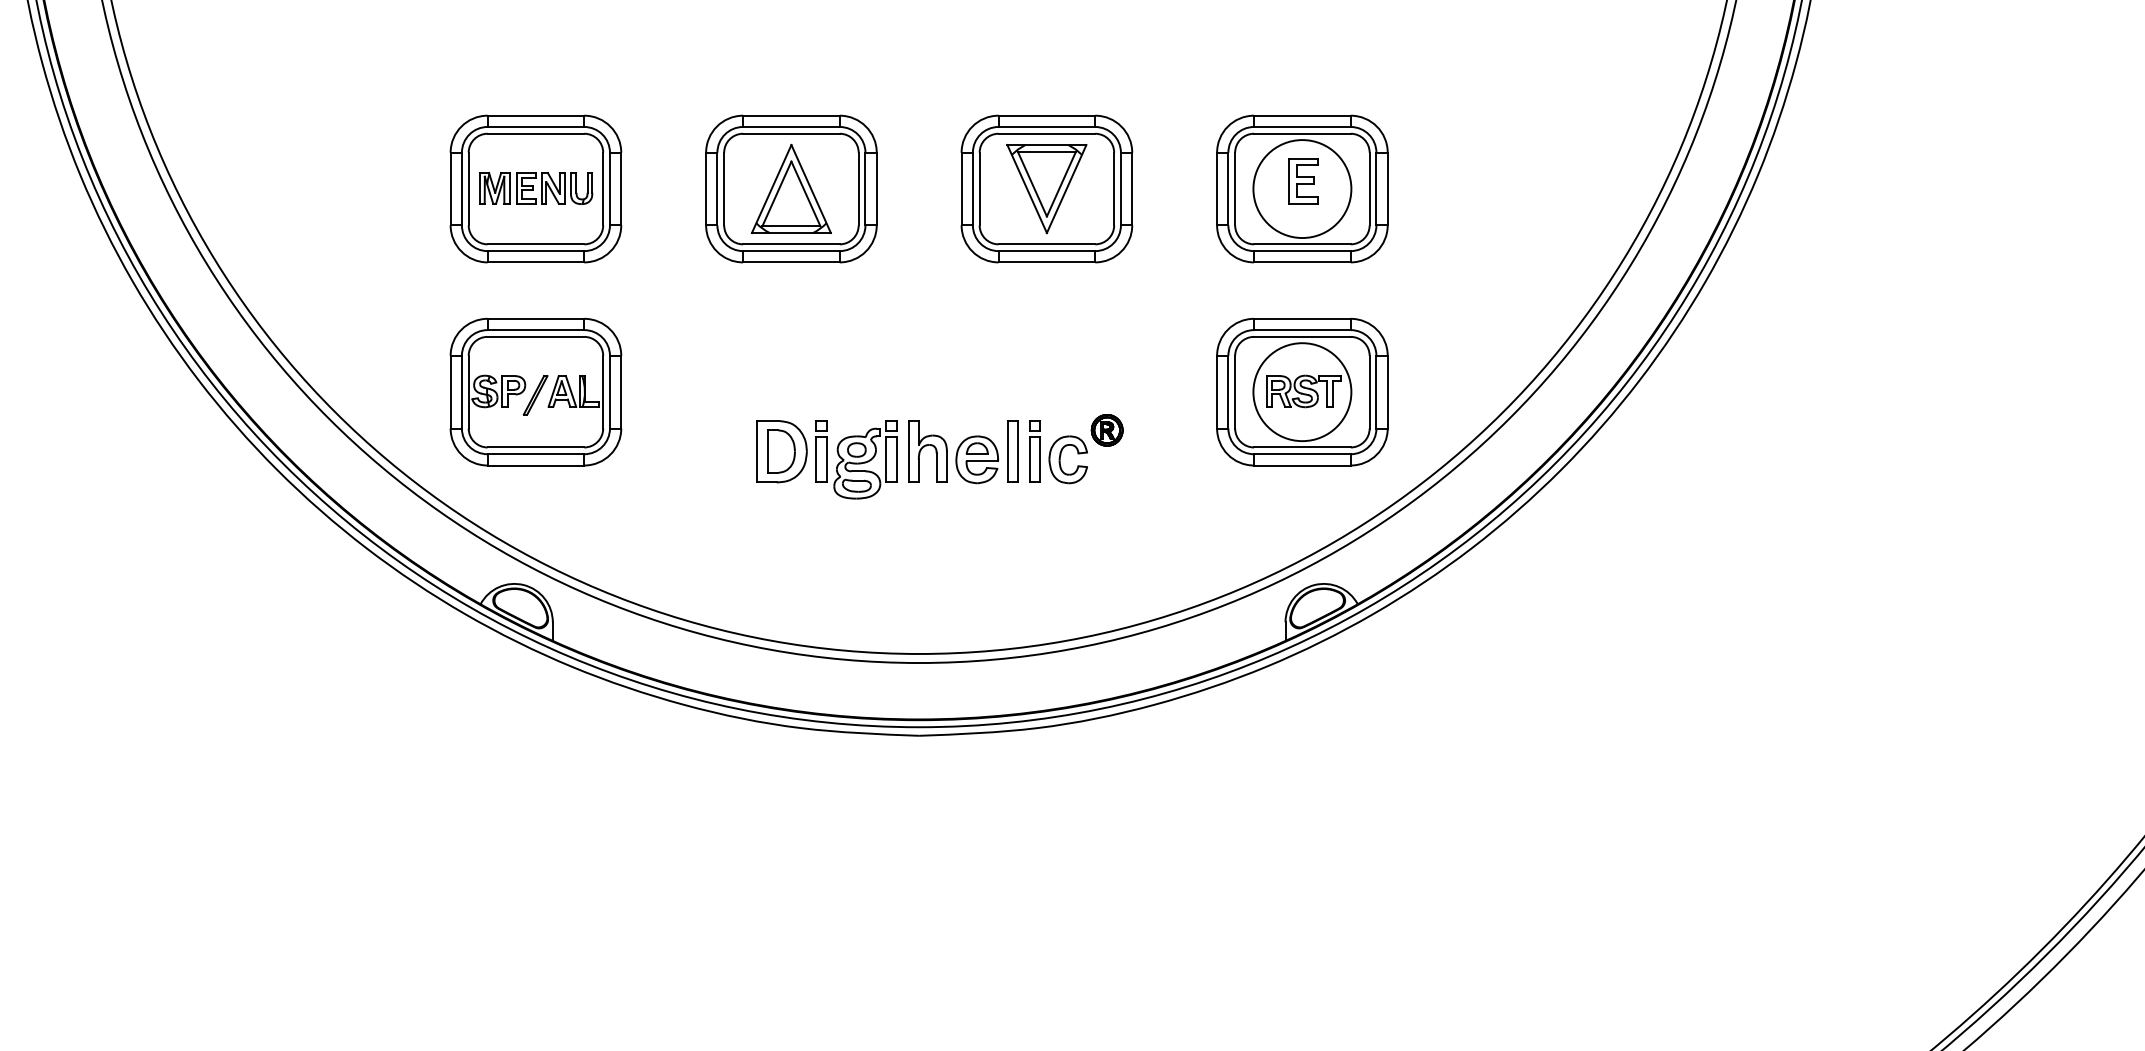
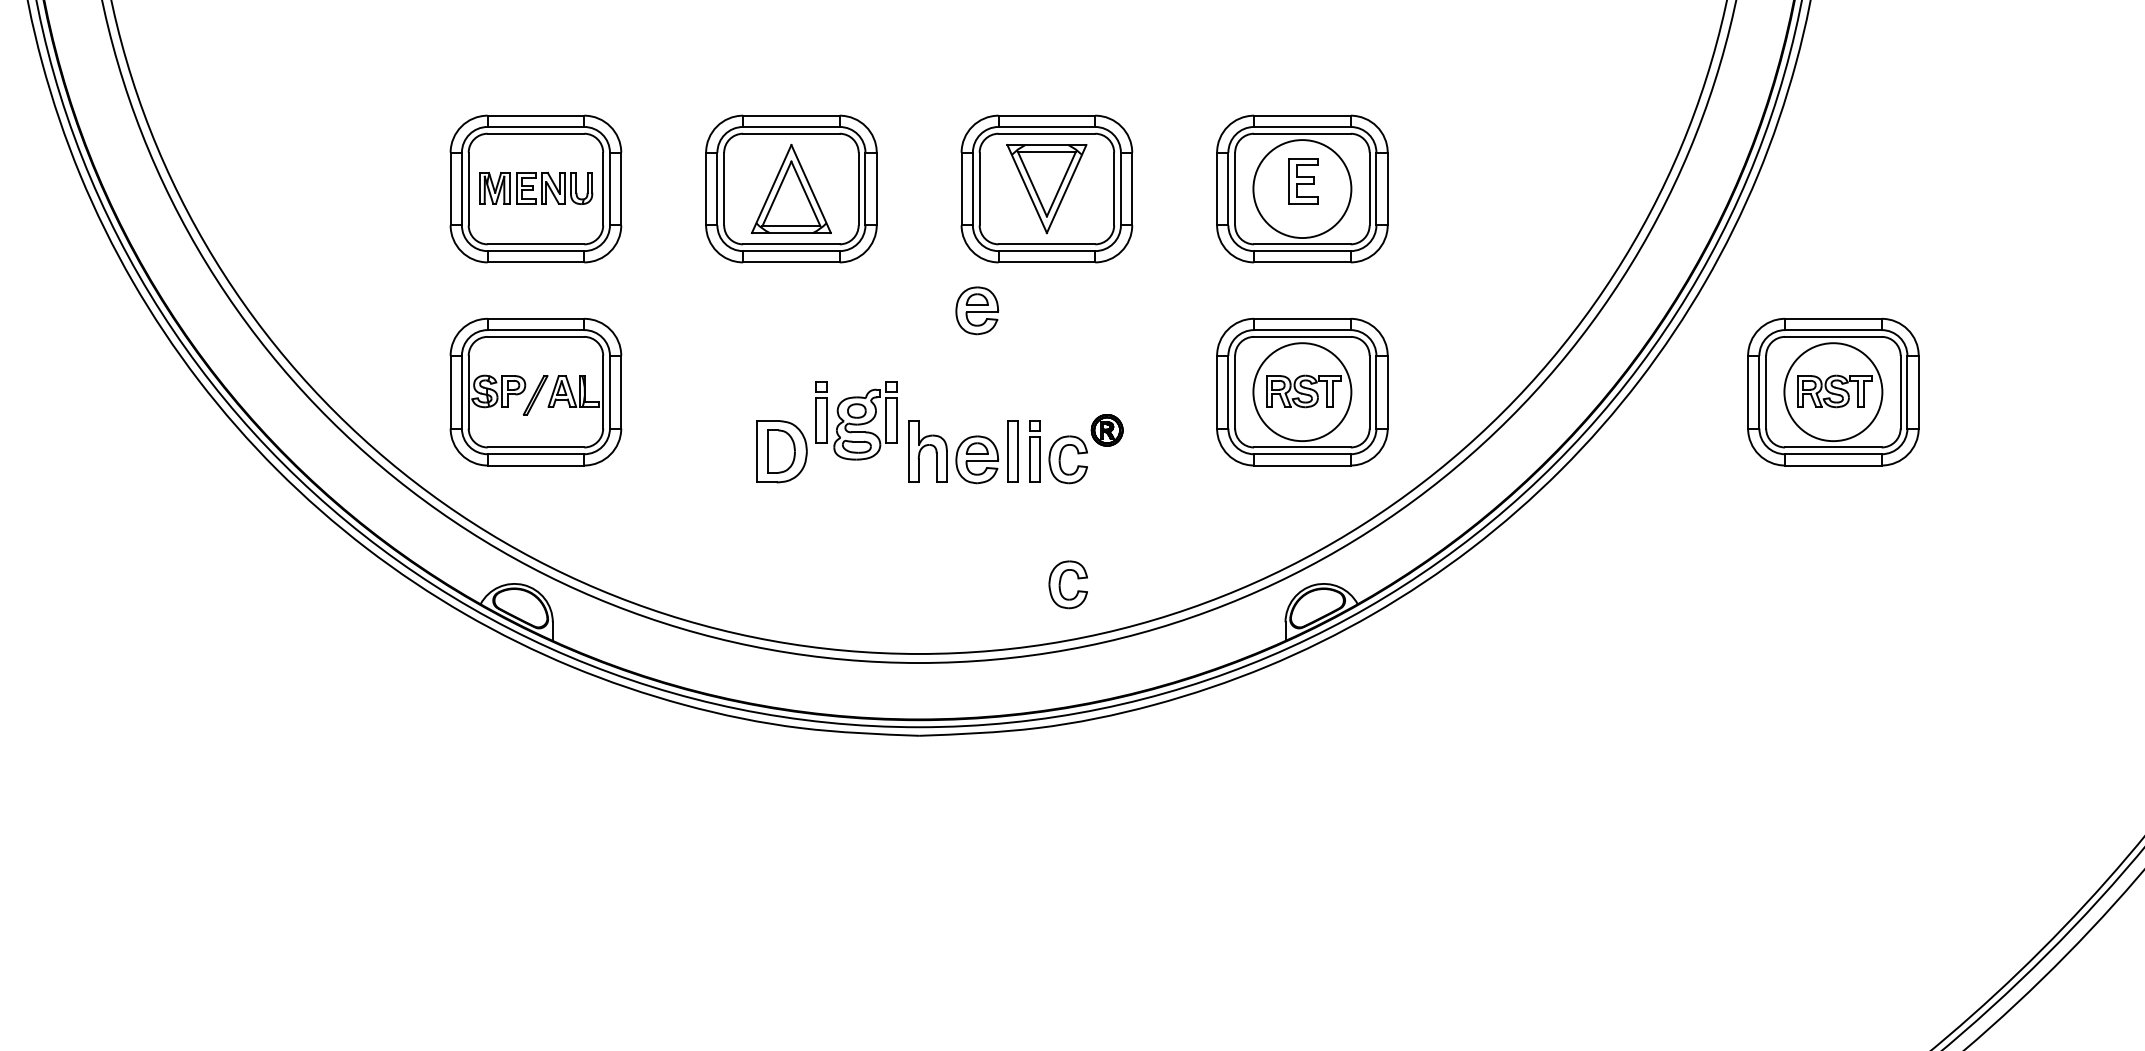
part: none -> present (977, 310)
part: none -> present (1833, 391)
part position: (856, 459) -> (856, 420) (856, 420)
part: none -> present (1060, 584)
